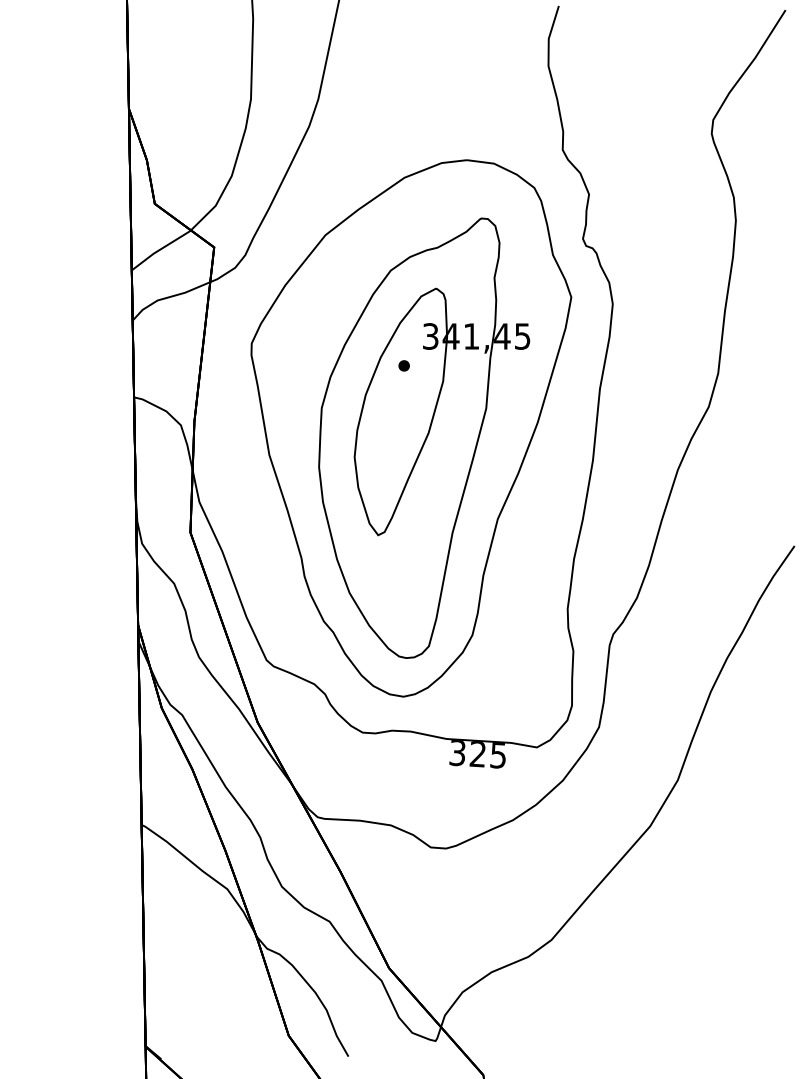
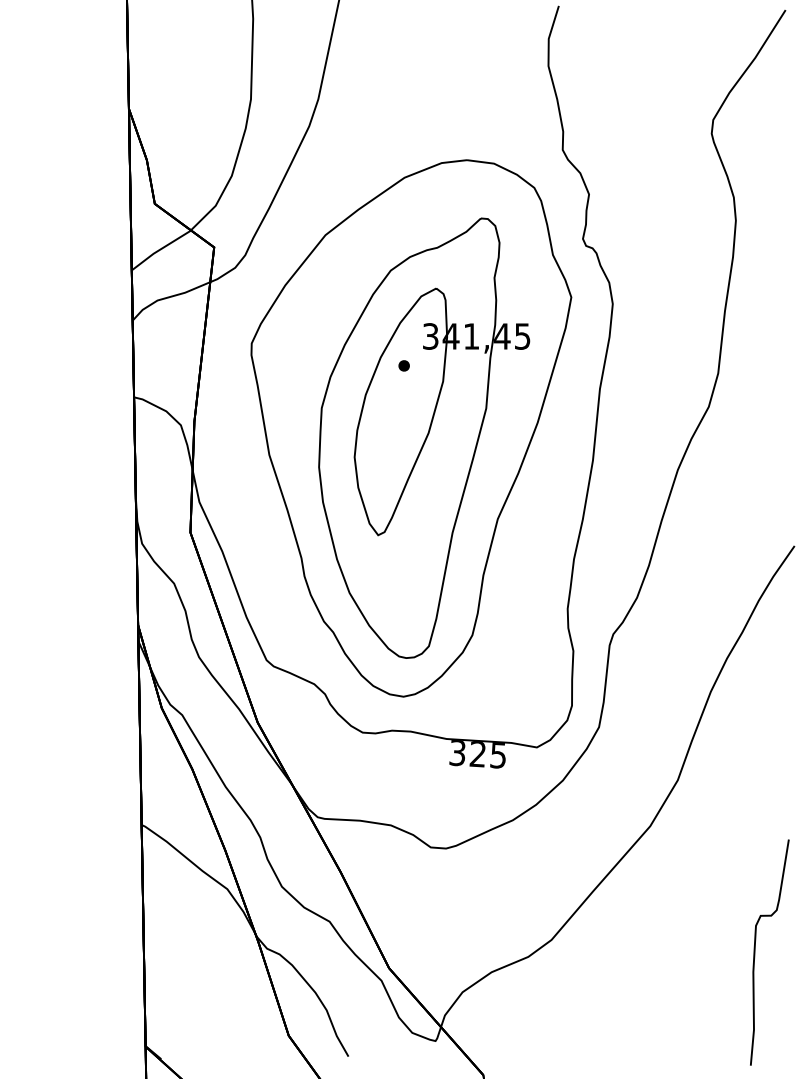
curve: none -> present (755, 952)
